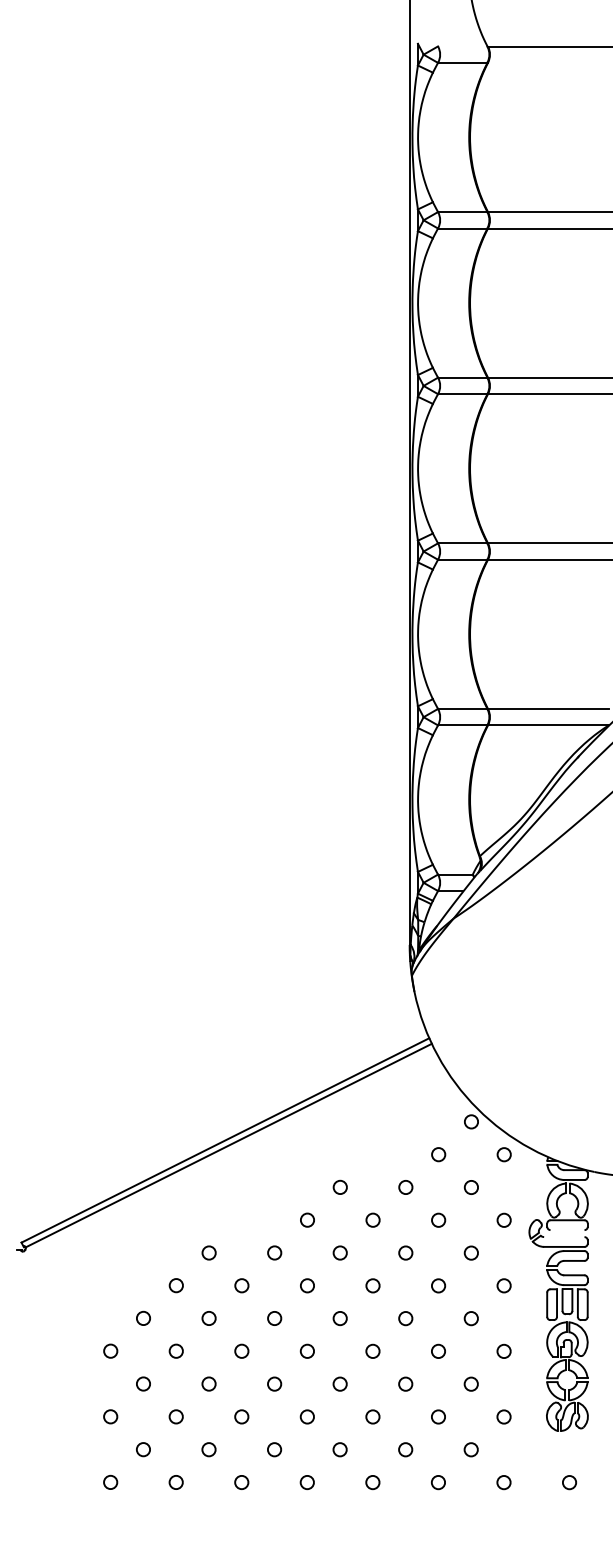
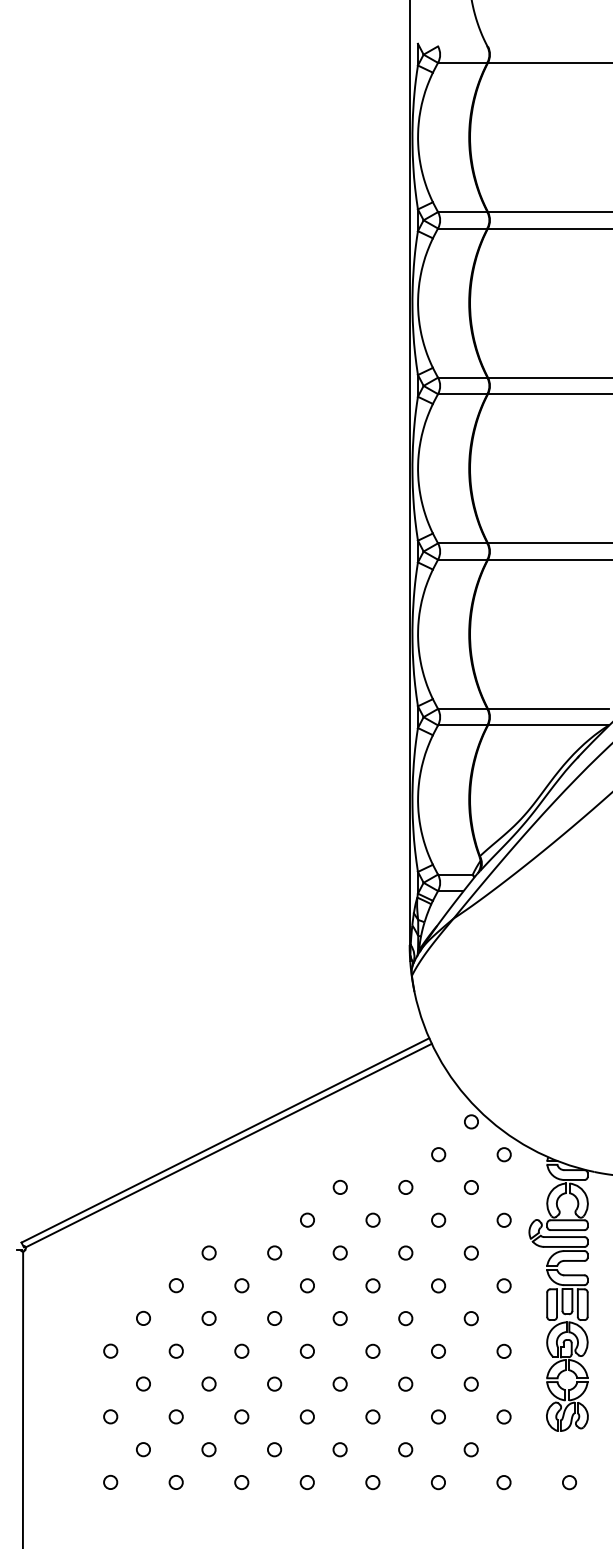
line position: (548, 46) -> (548, 62) (548, 62)
line: none -> present (567, 1230)
line: none -> present (564, 1237)
line: none -> present (22, 1398)
